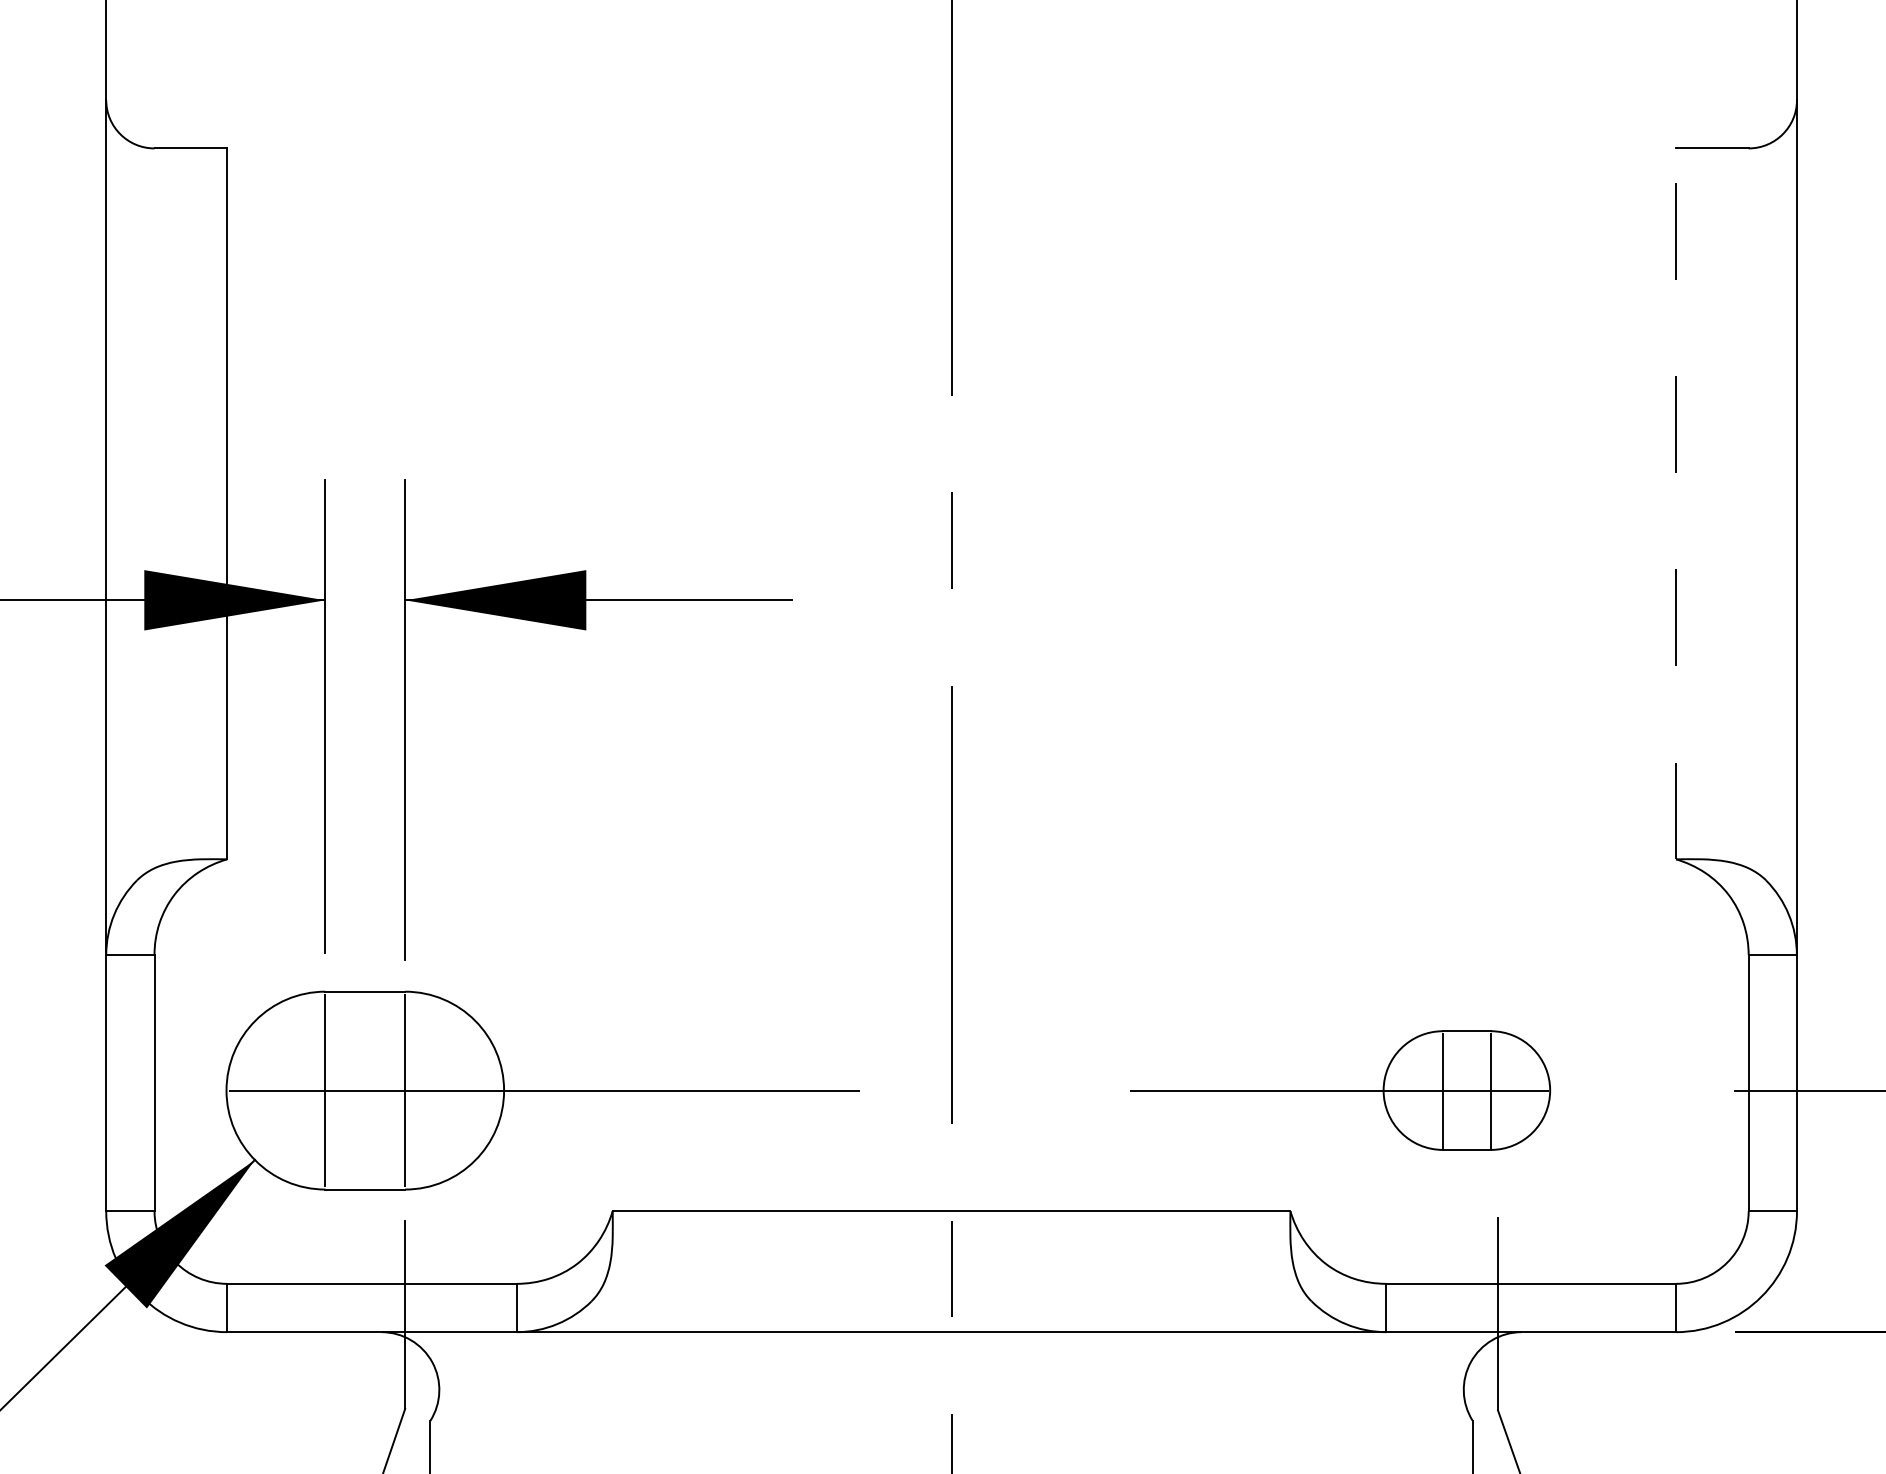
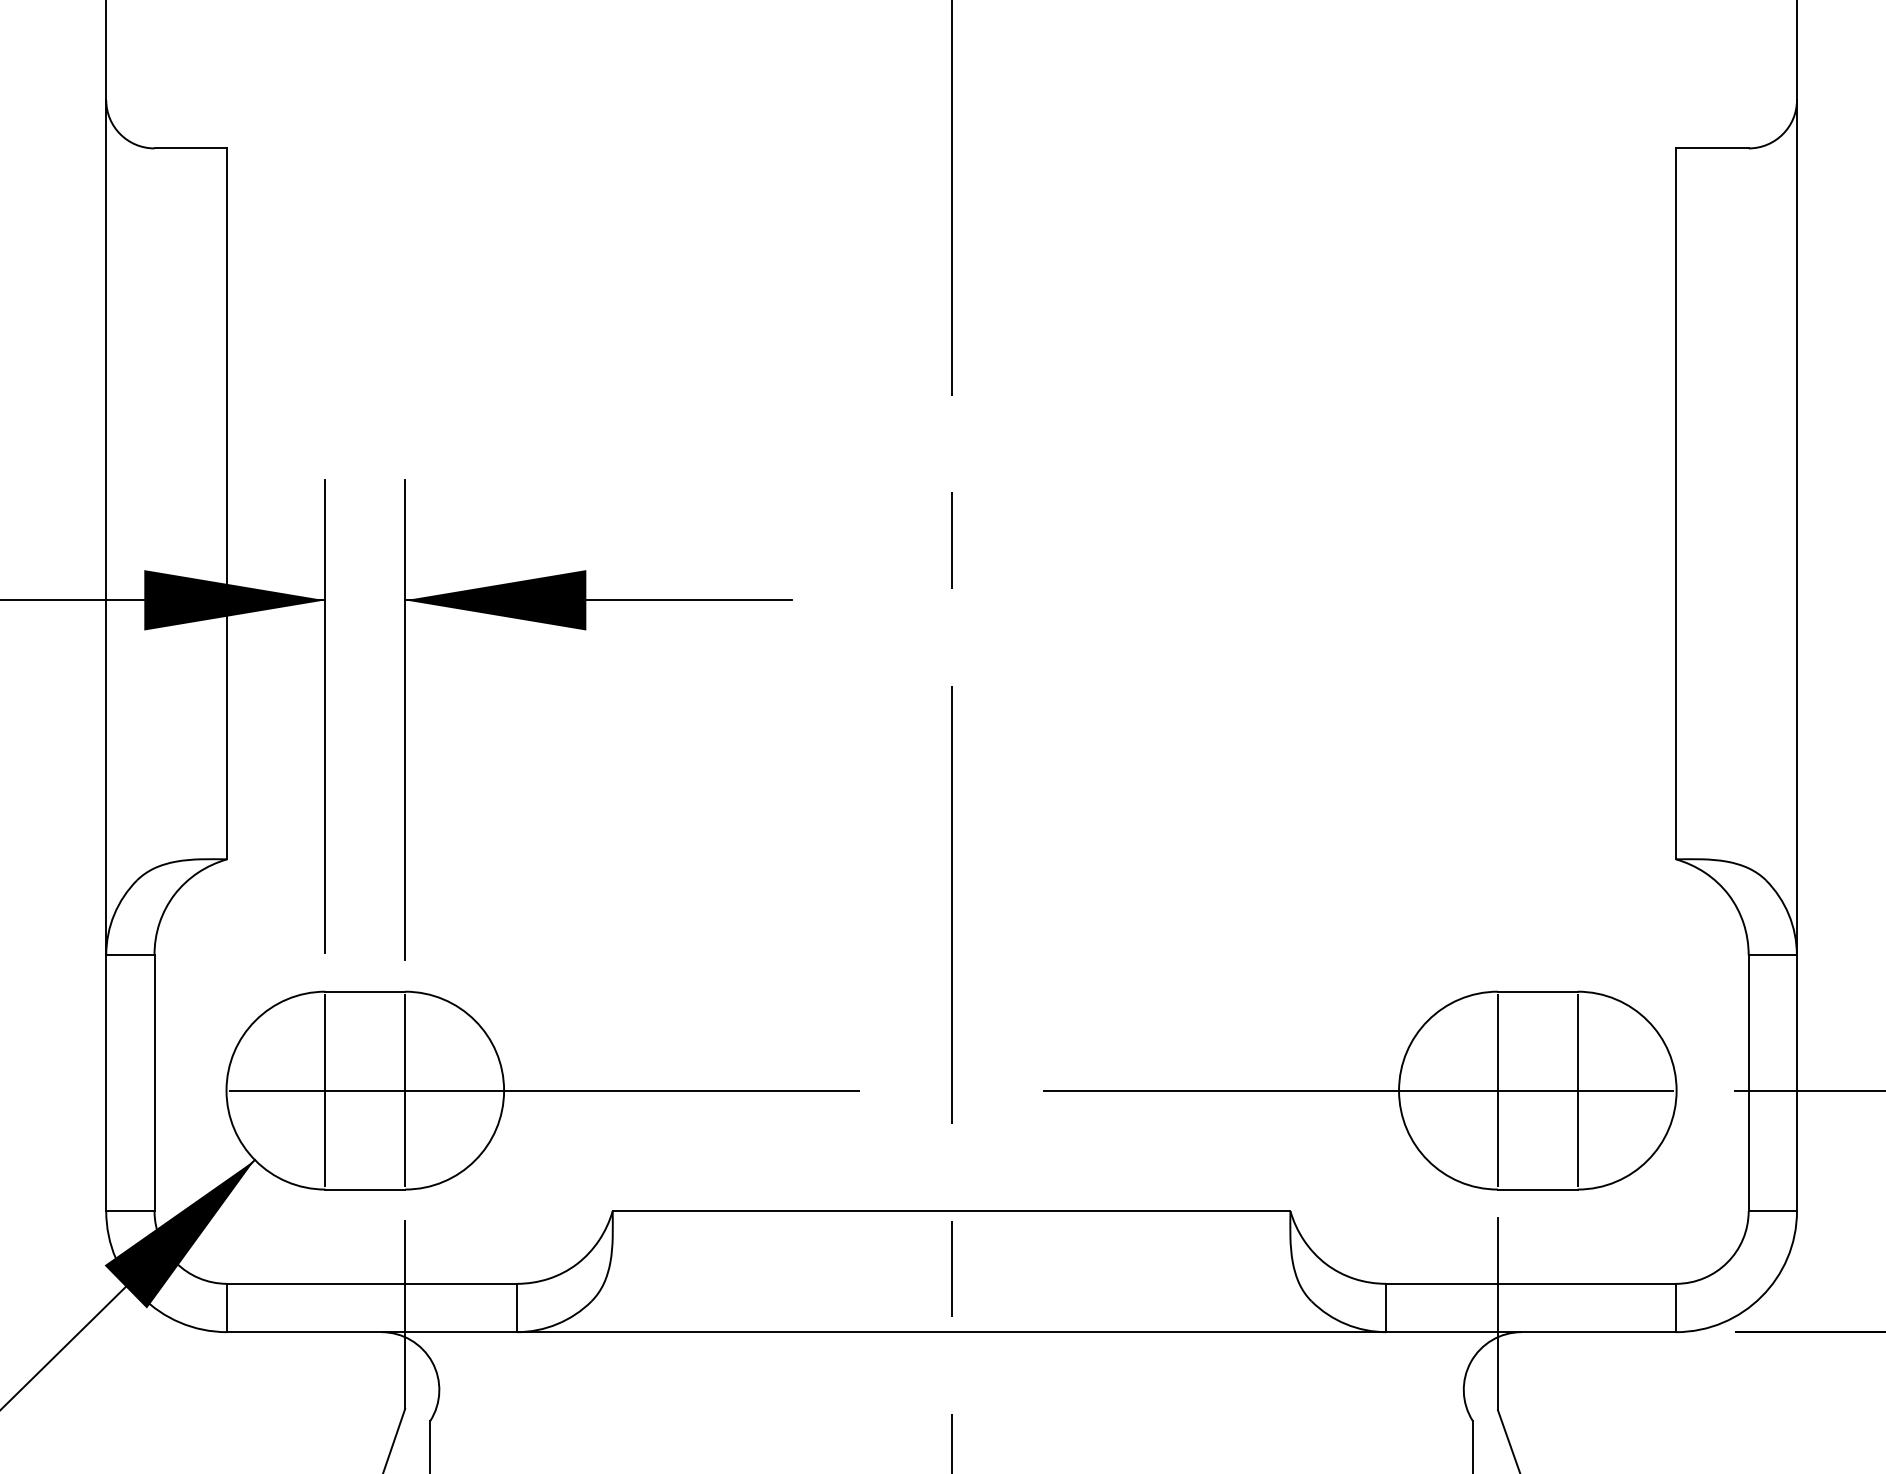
line: dashed -> solid (1676, 503)
part size: 388x121 px -> 635x201 px (1360, 1090)
